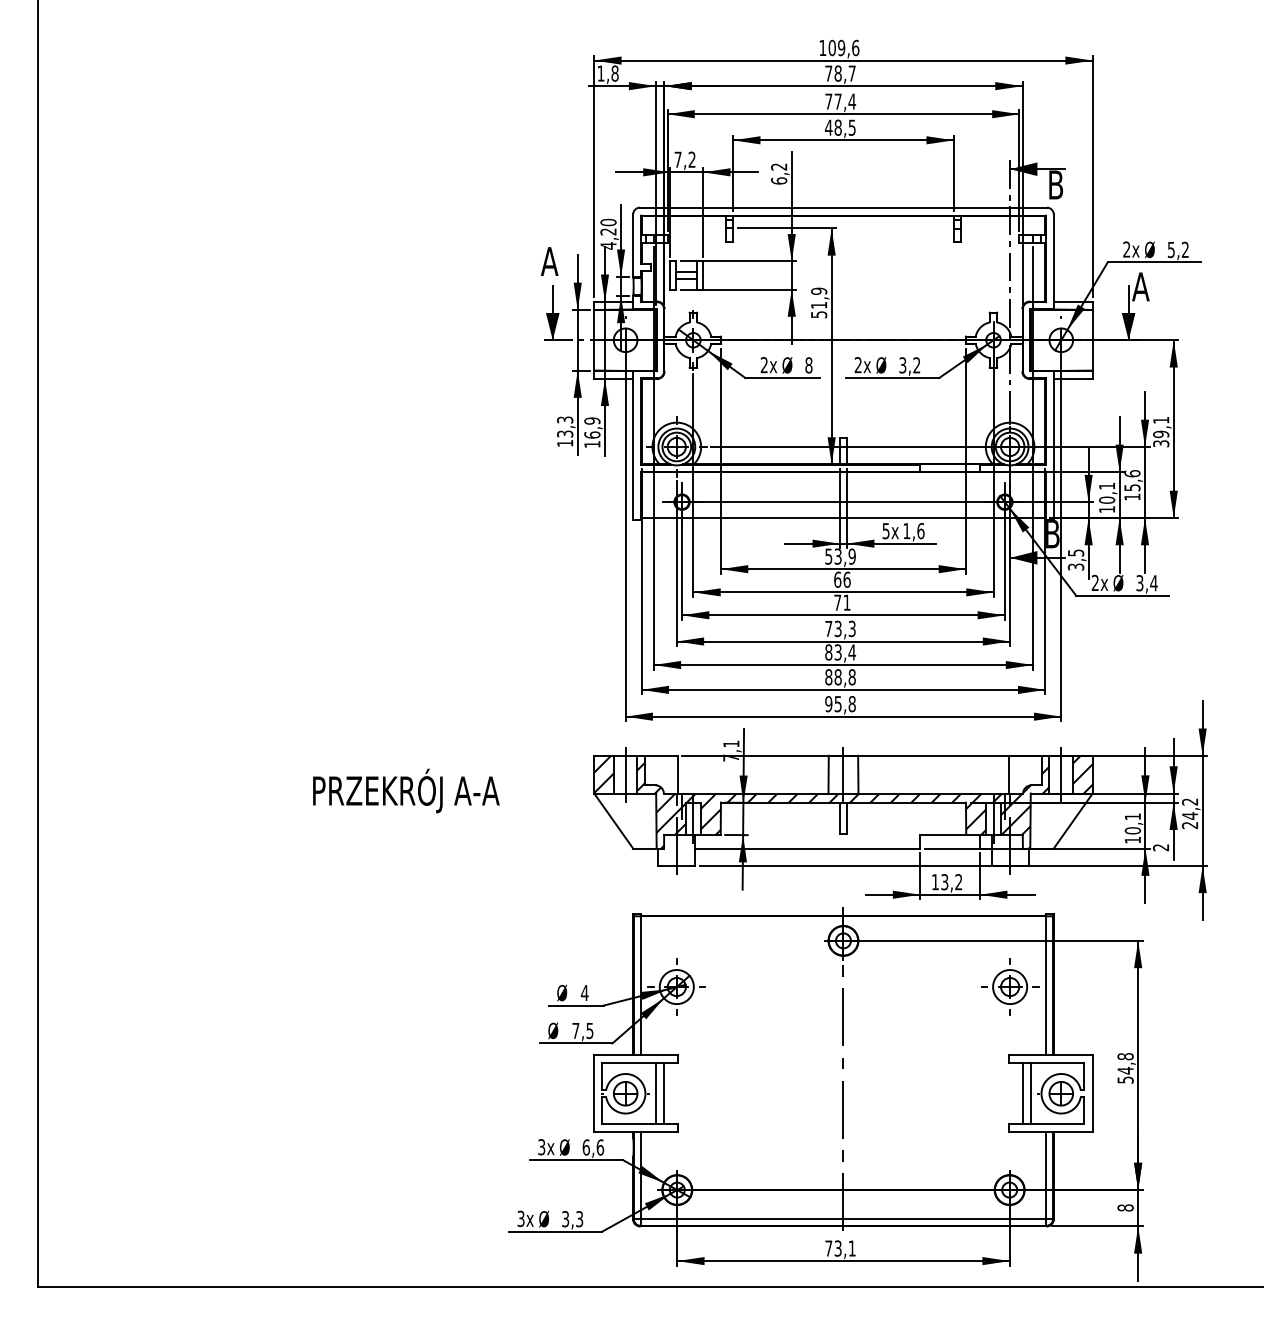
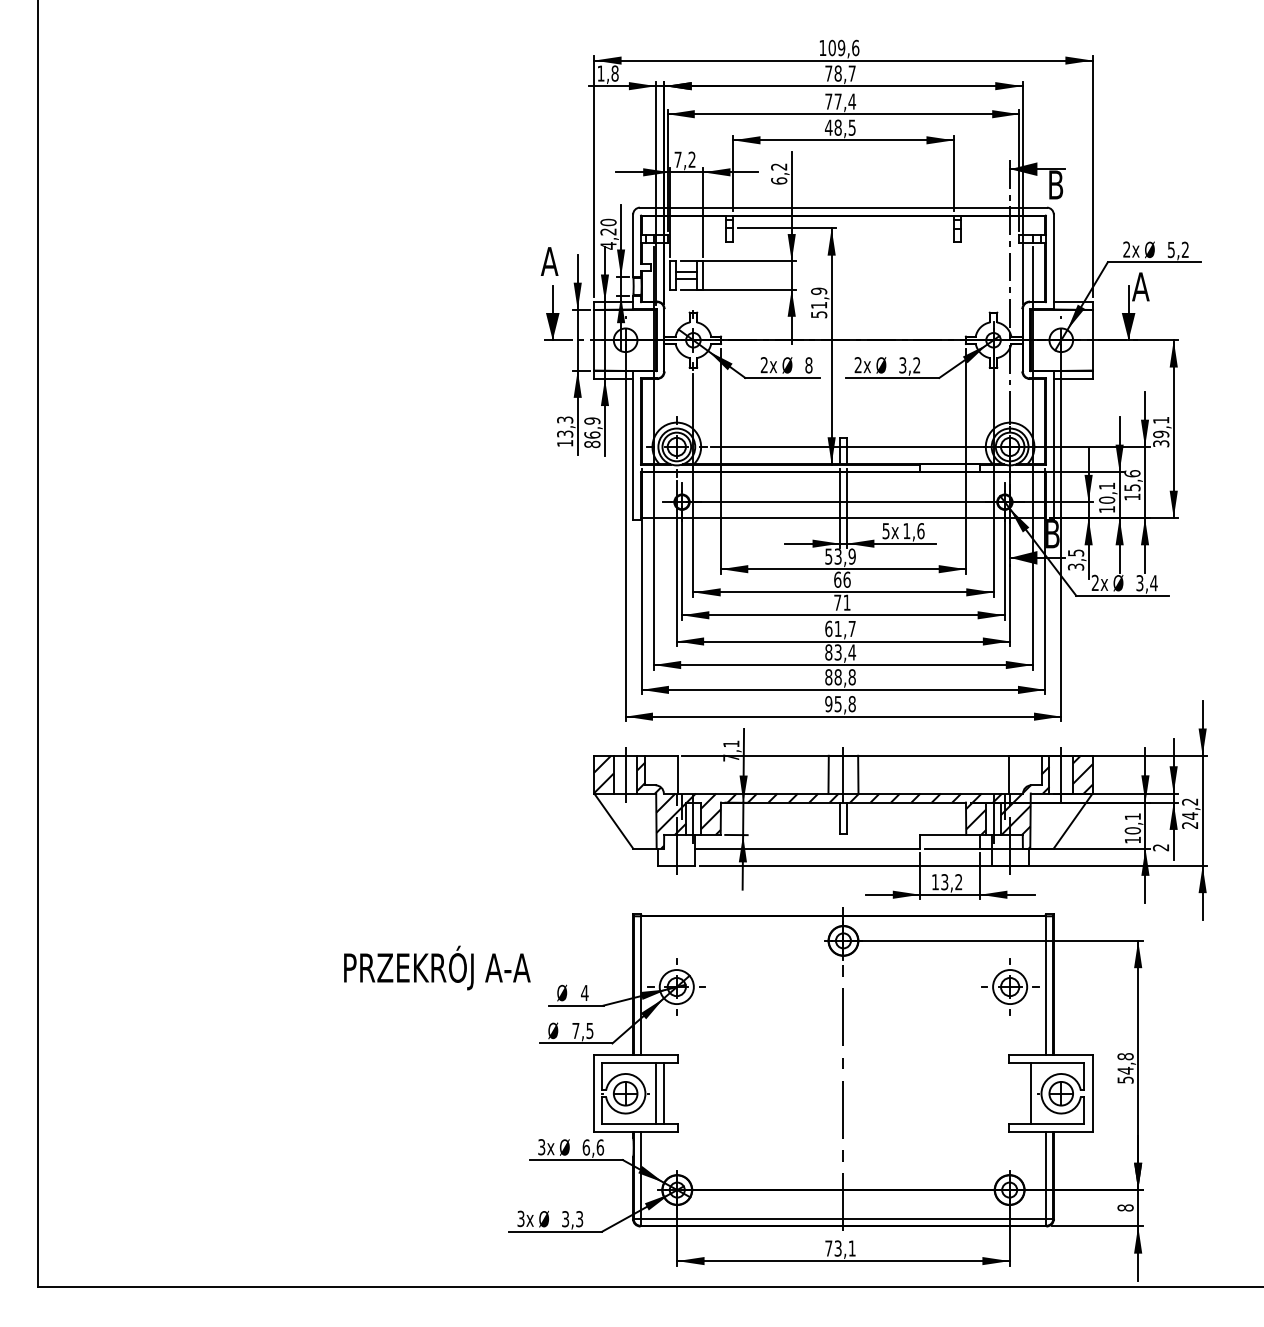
text: 16,9 -> 86,9 (592, 444)
text: 73,3 -> 61,7 (840, 628)
text position: (406, 790) -> (437, 967) (437, 967)
line: present -> none (1023, 1093)
